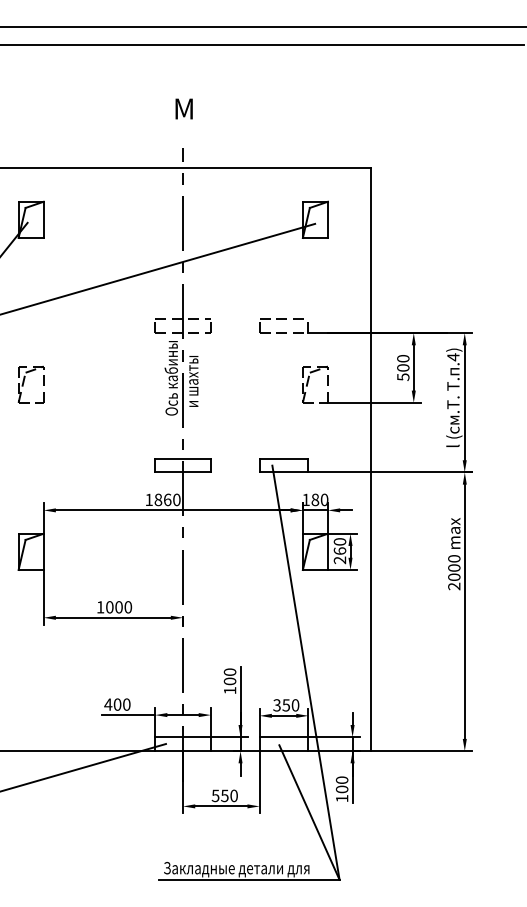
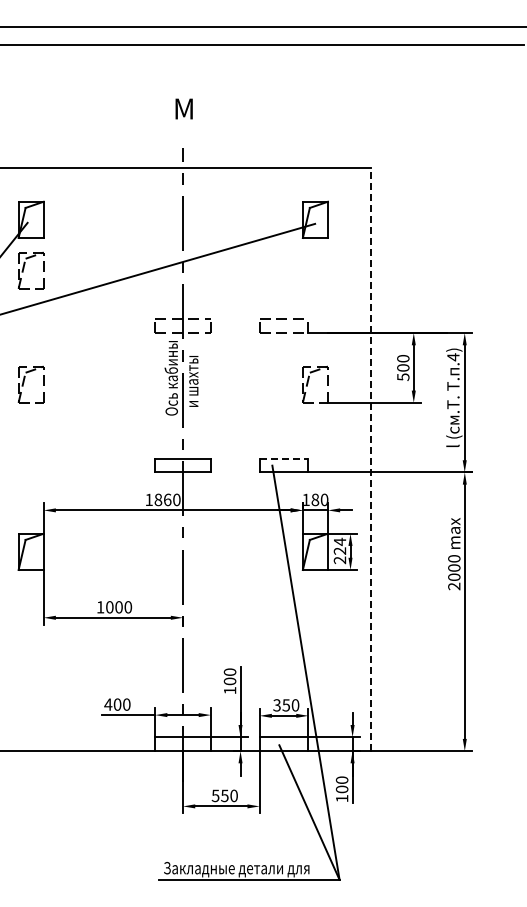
part: none -> present (24, 268)
line: solid -> dashed (284, 458)
line: solid -> dashed (371, 459)
text: 260 -> 224 (339, 545)
line: present -> none (83, 767)
